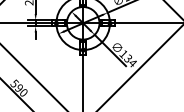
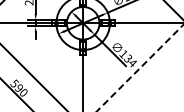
line: solid -> dashed (140, 68)
